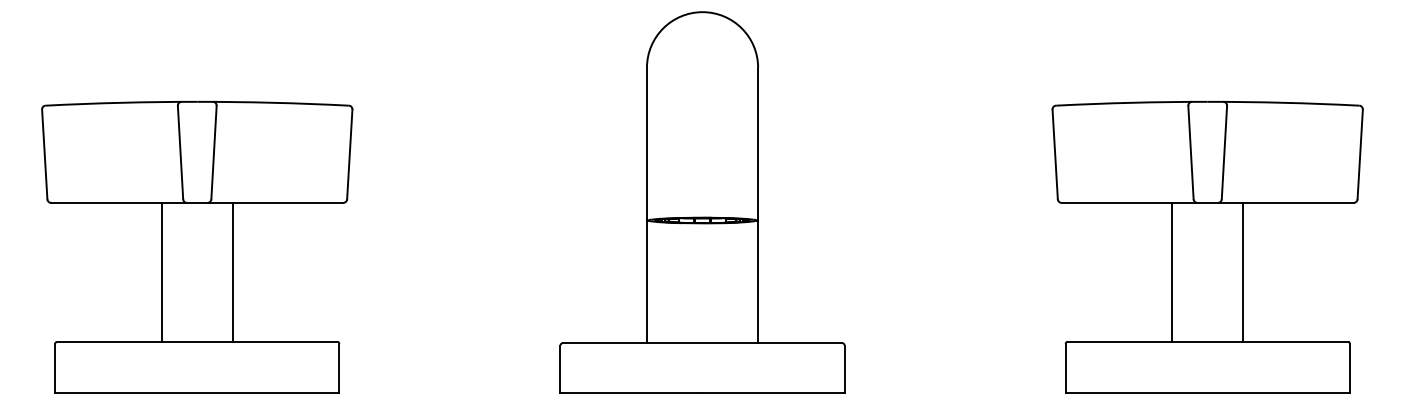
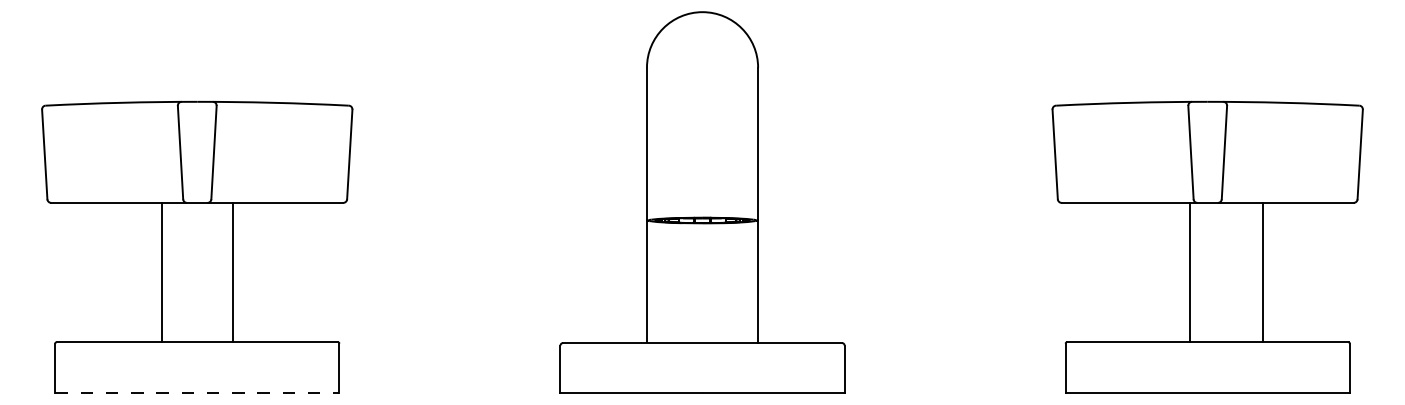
line position: (1172, 272) -> (1190, 272) (1190, 272)
line position: (1243, 272) -> (1263, 272) (1263, 272)
line: solid -> dashed (197, 392)
